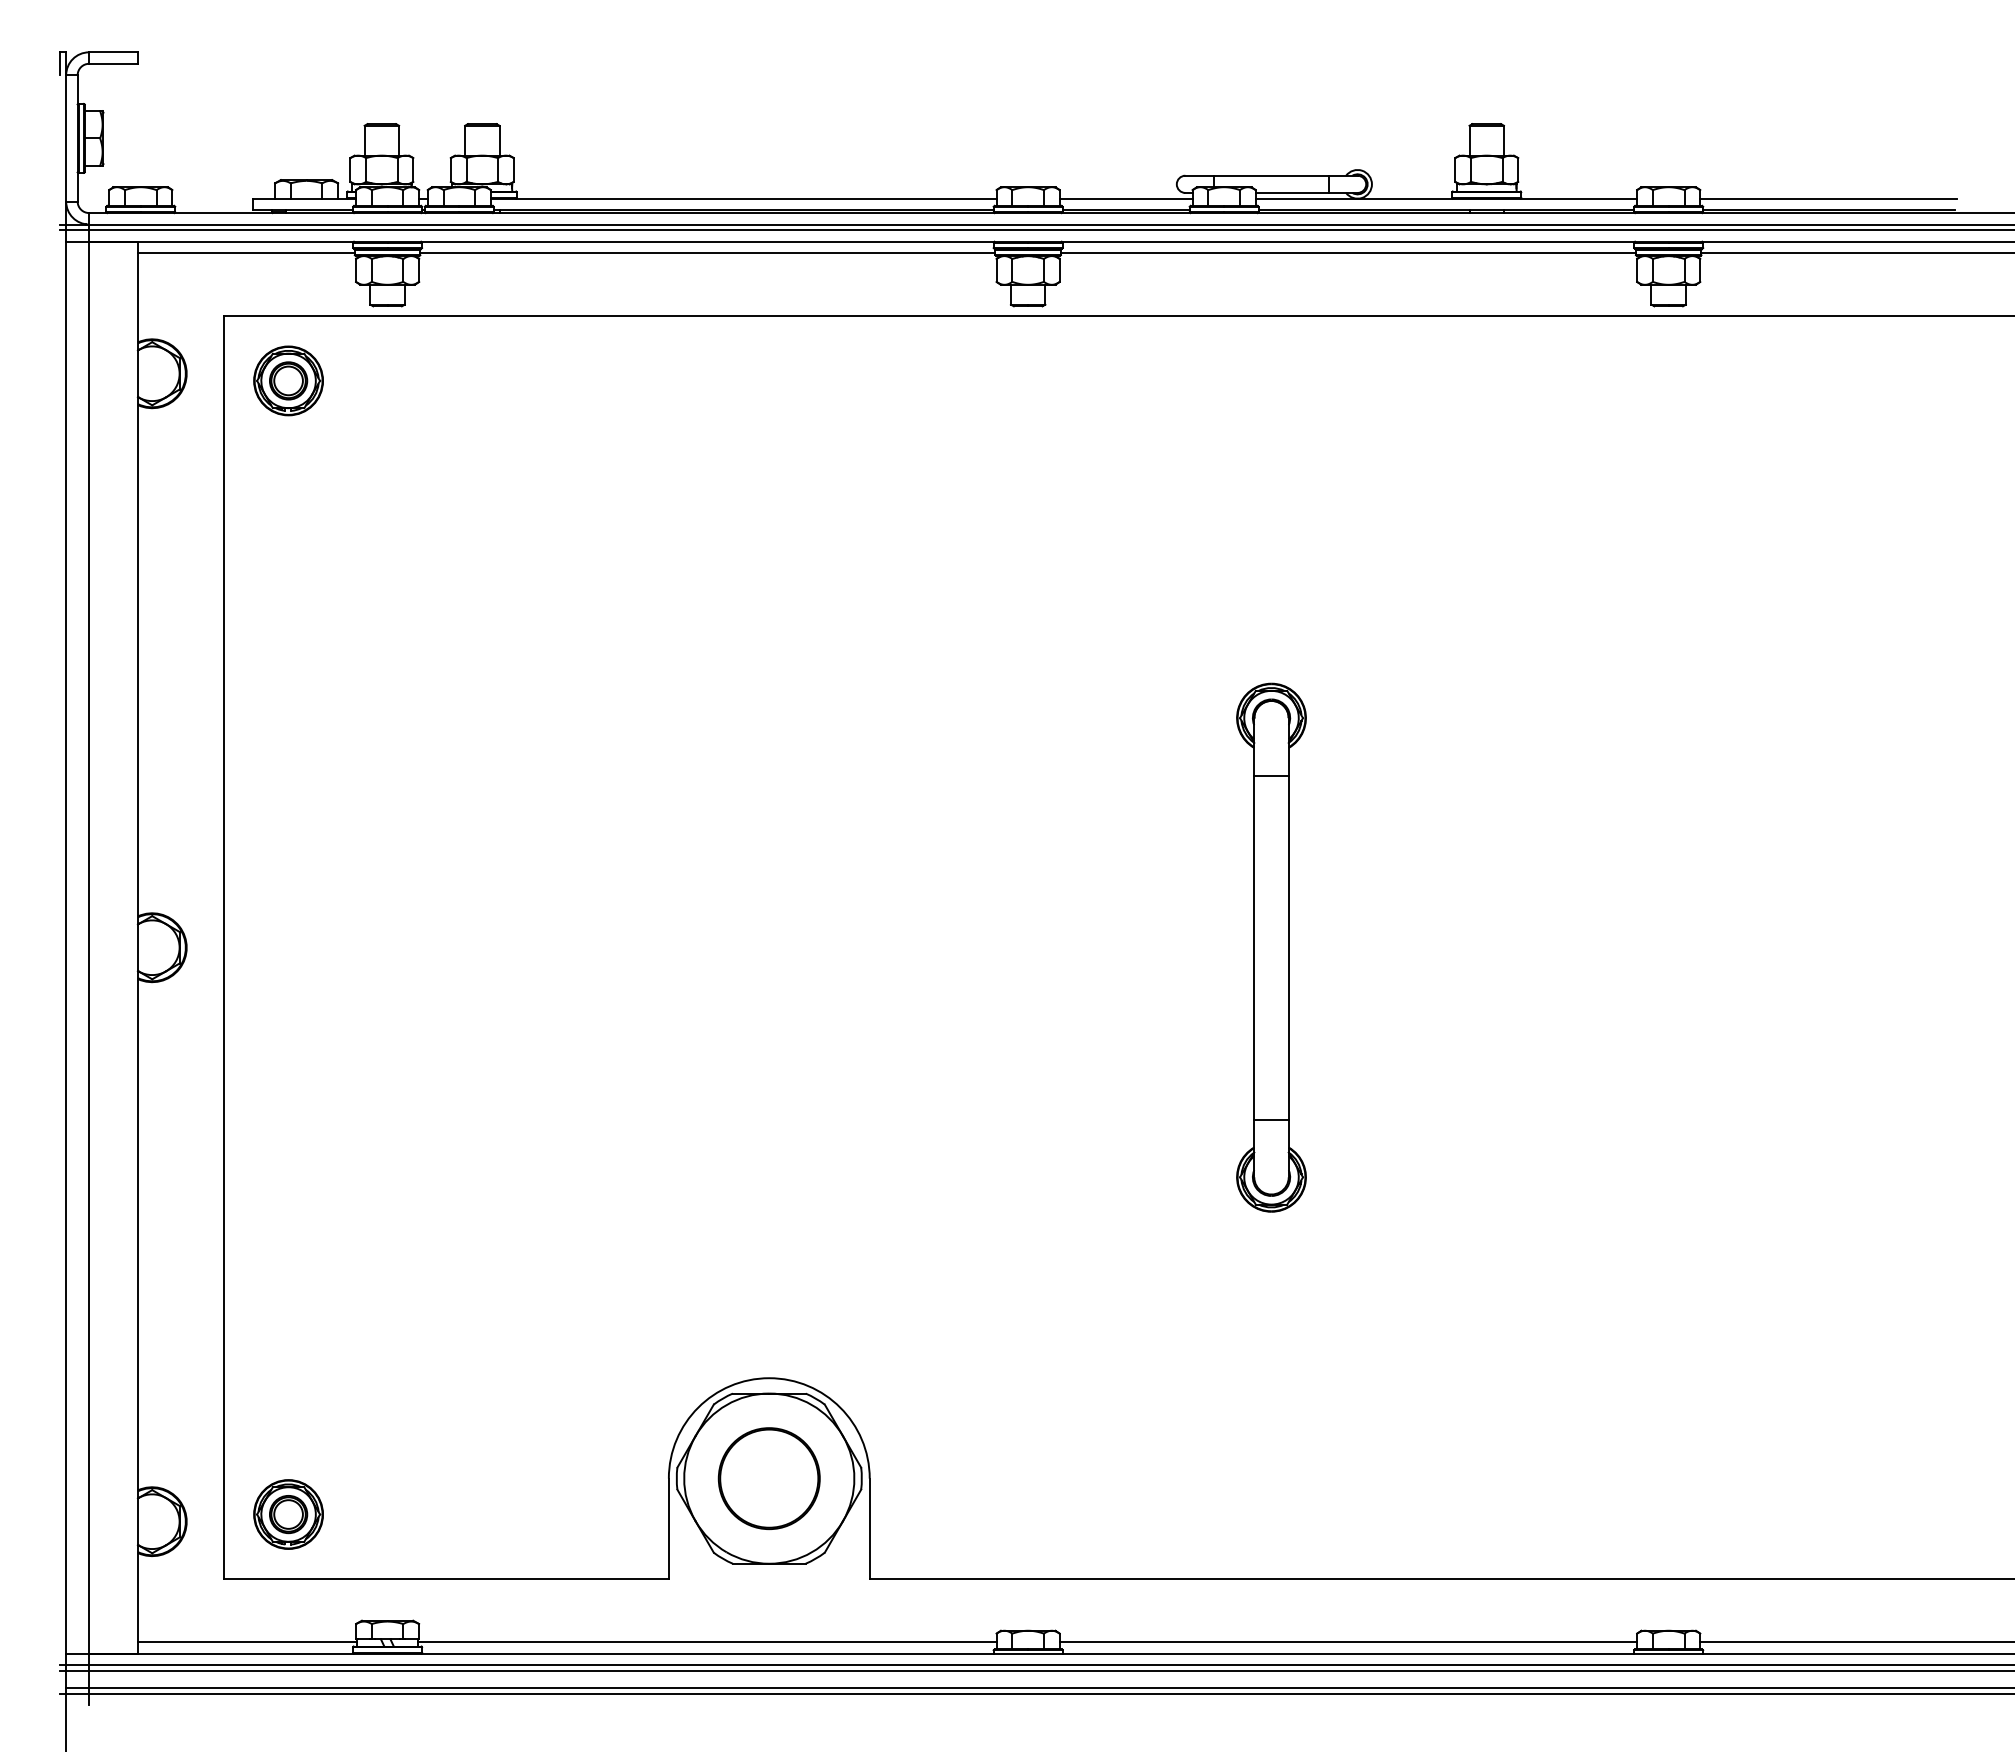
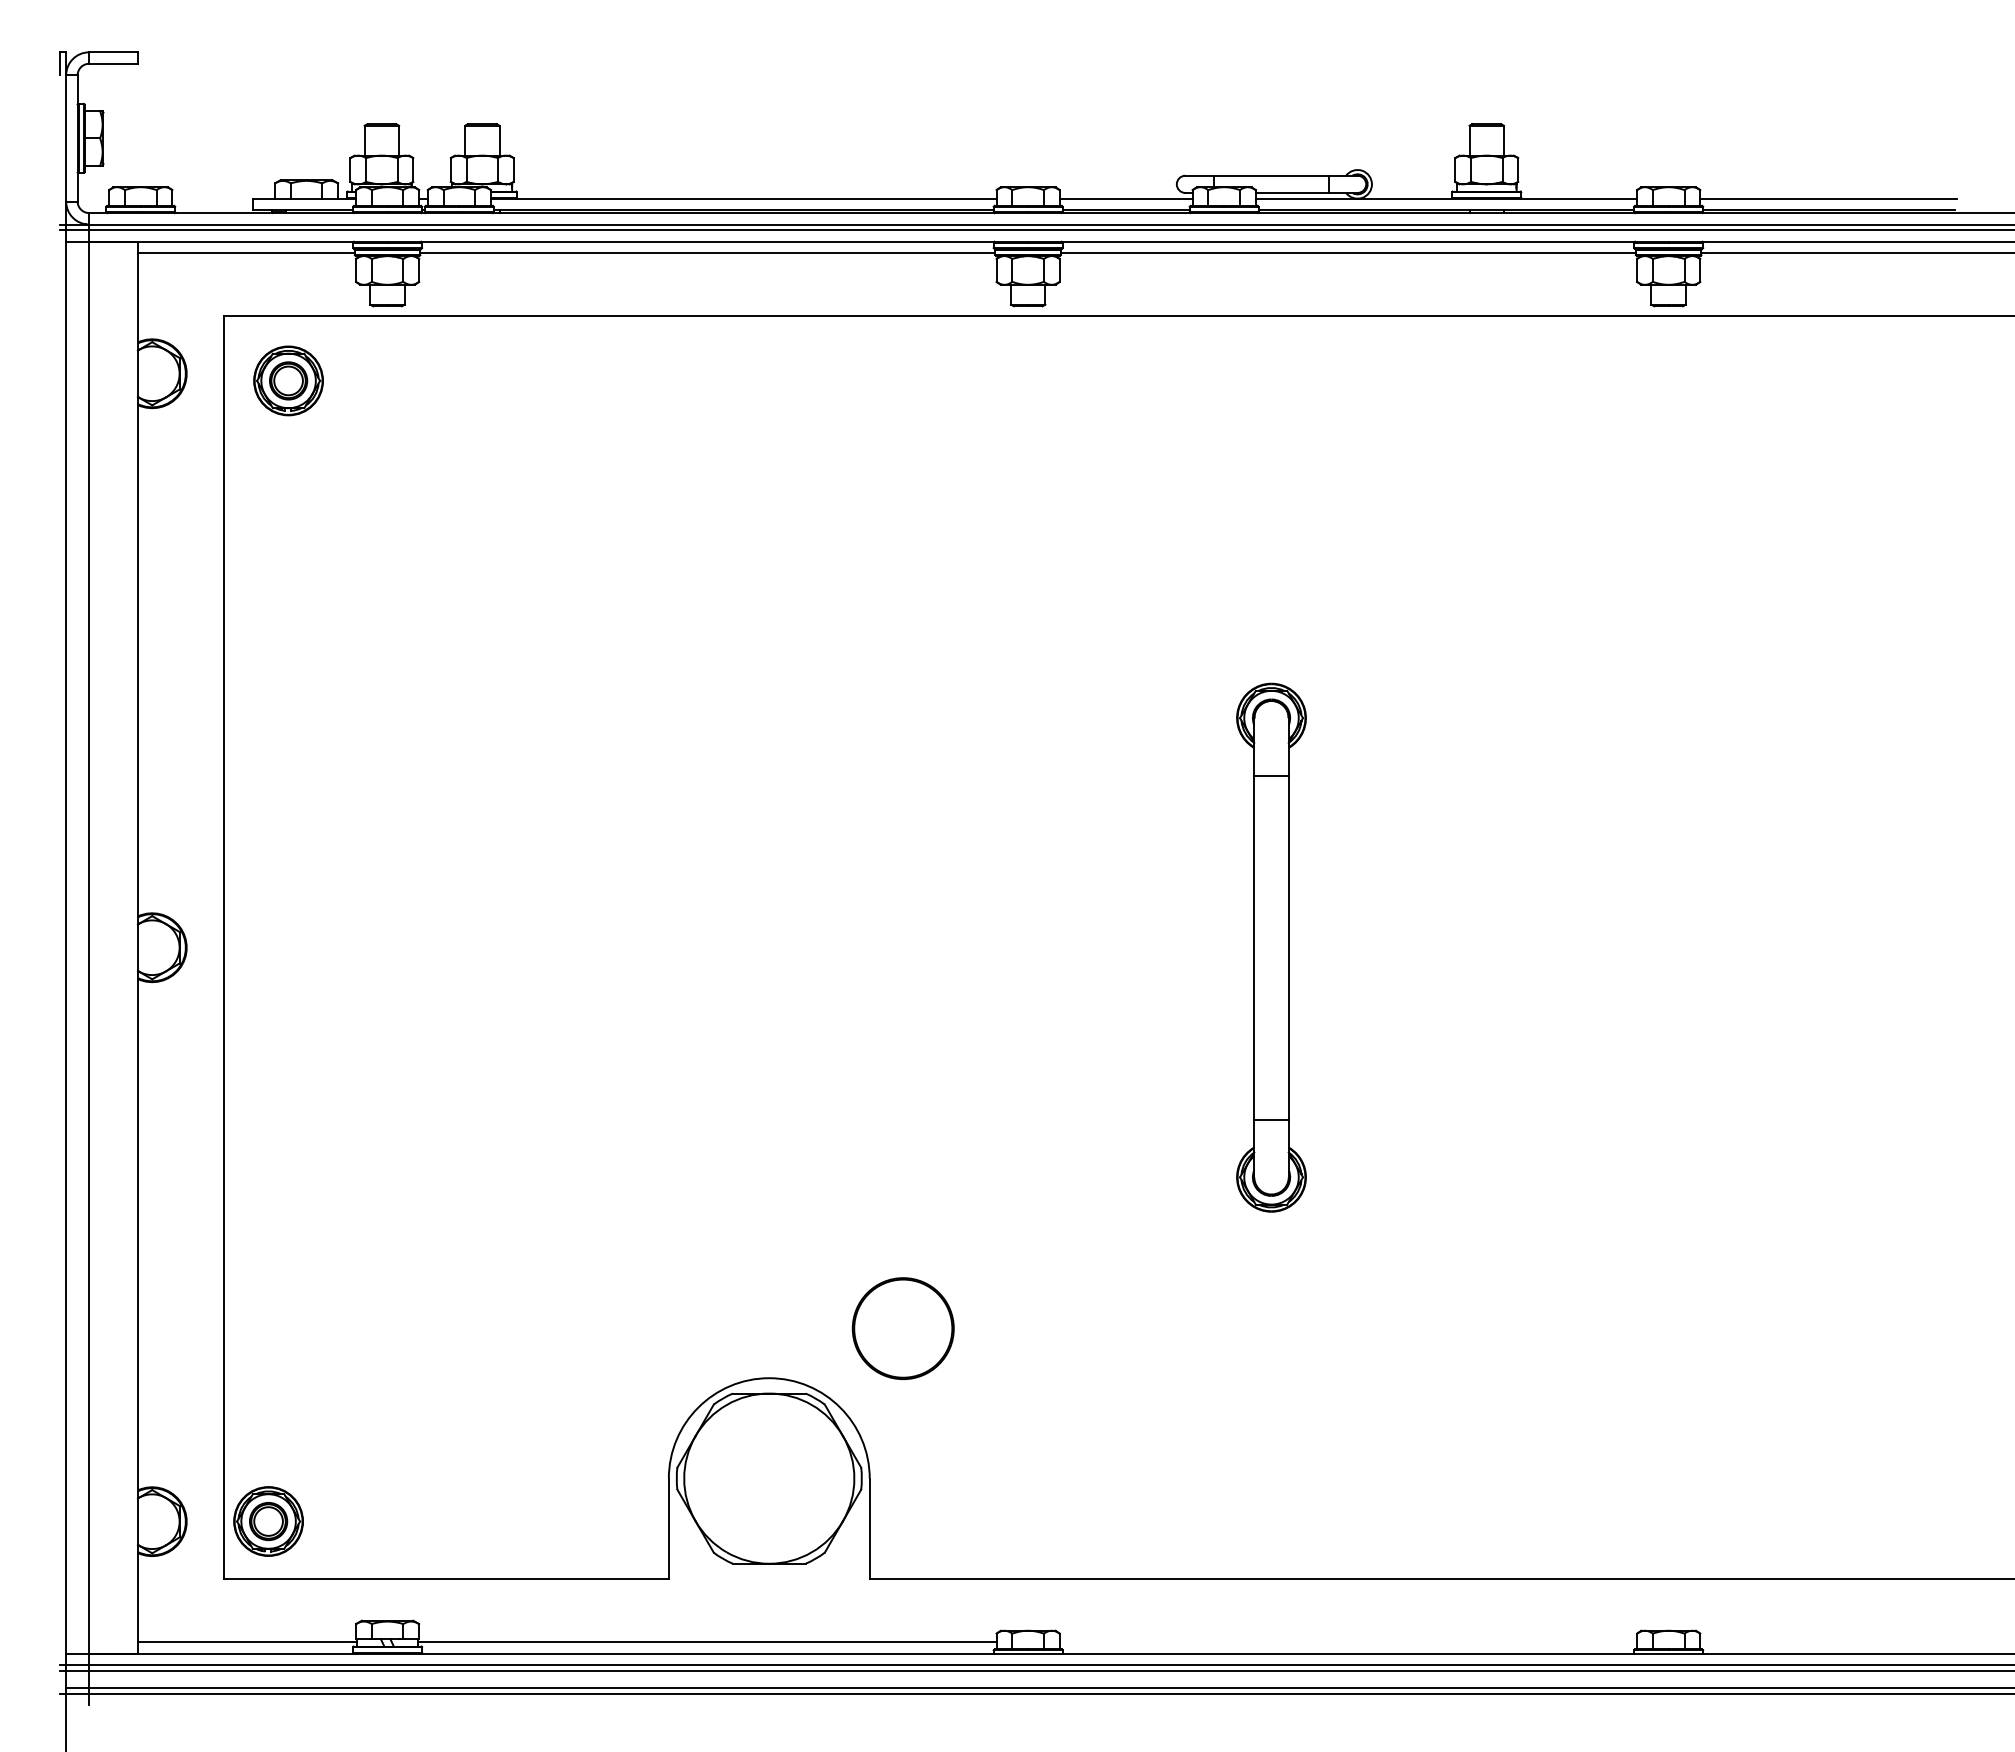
part position: (768, 1478) -> (902, 1328) (902, 1328)
part position: (288, 1514) -> (268, 1521) (268, 1521)
line: present -> none (1348, 1642)
line: present -> none (1855, 1642)
